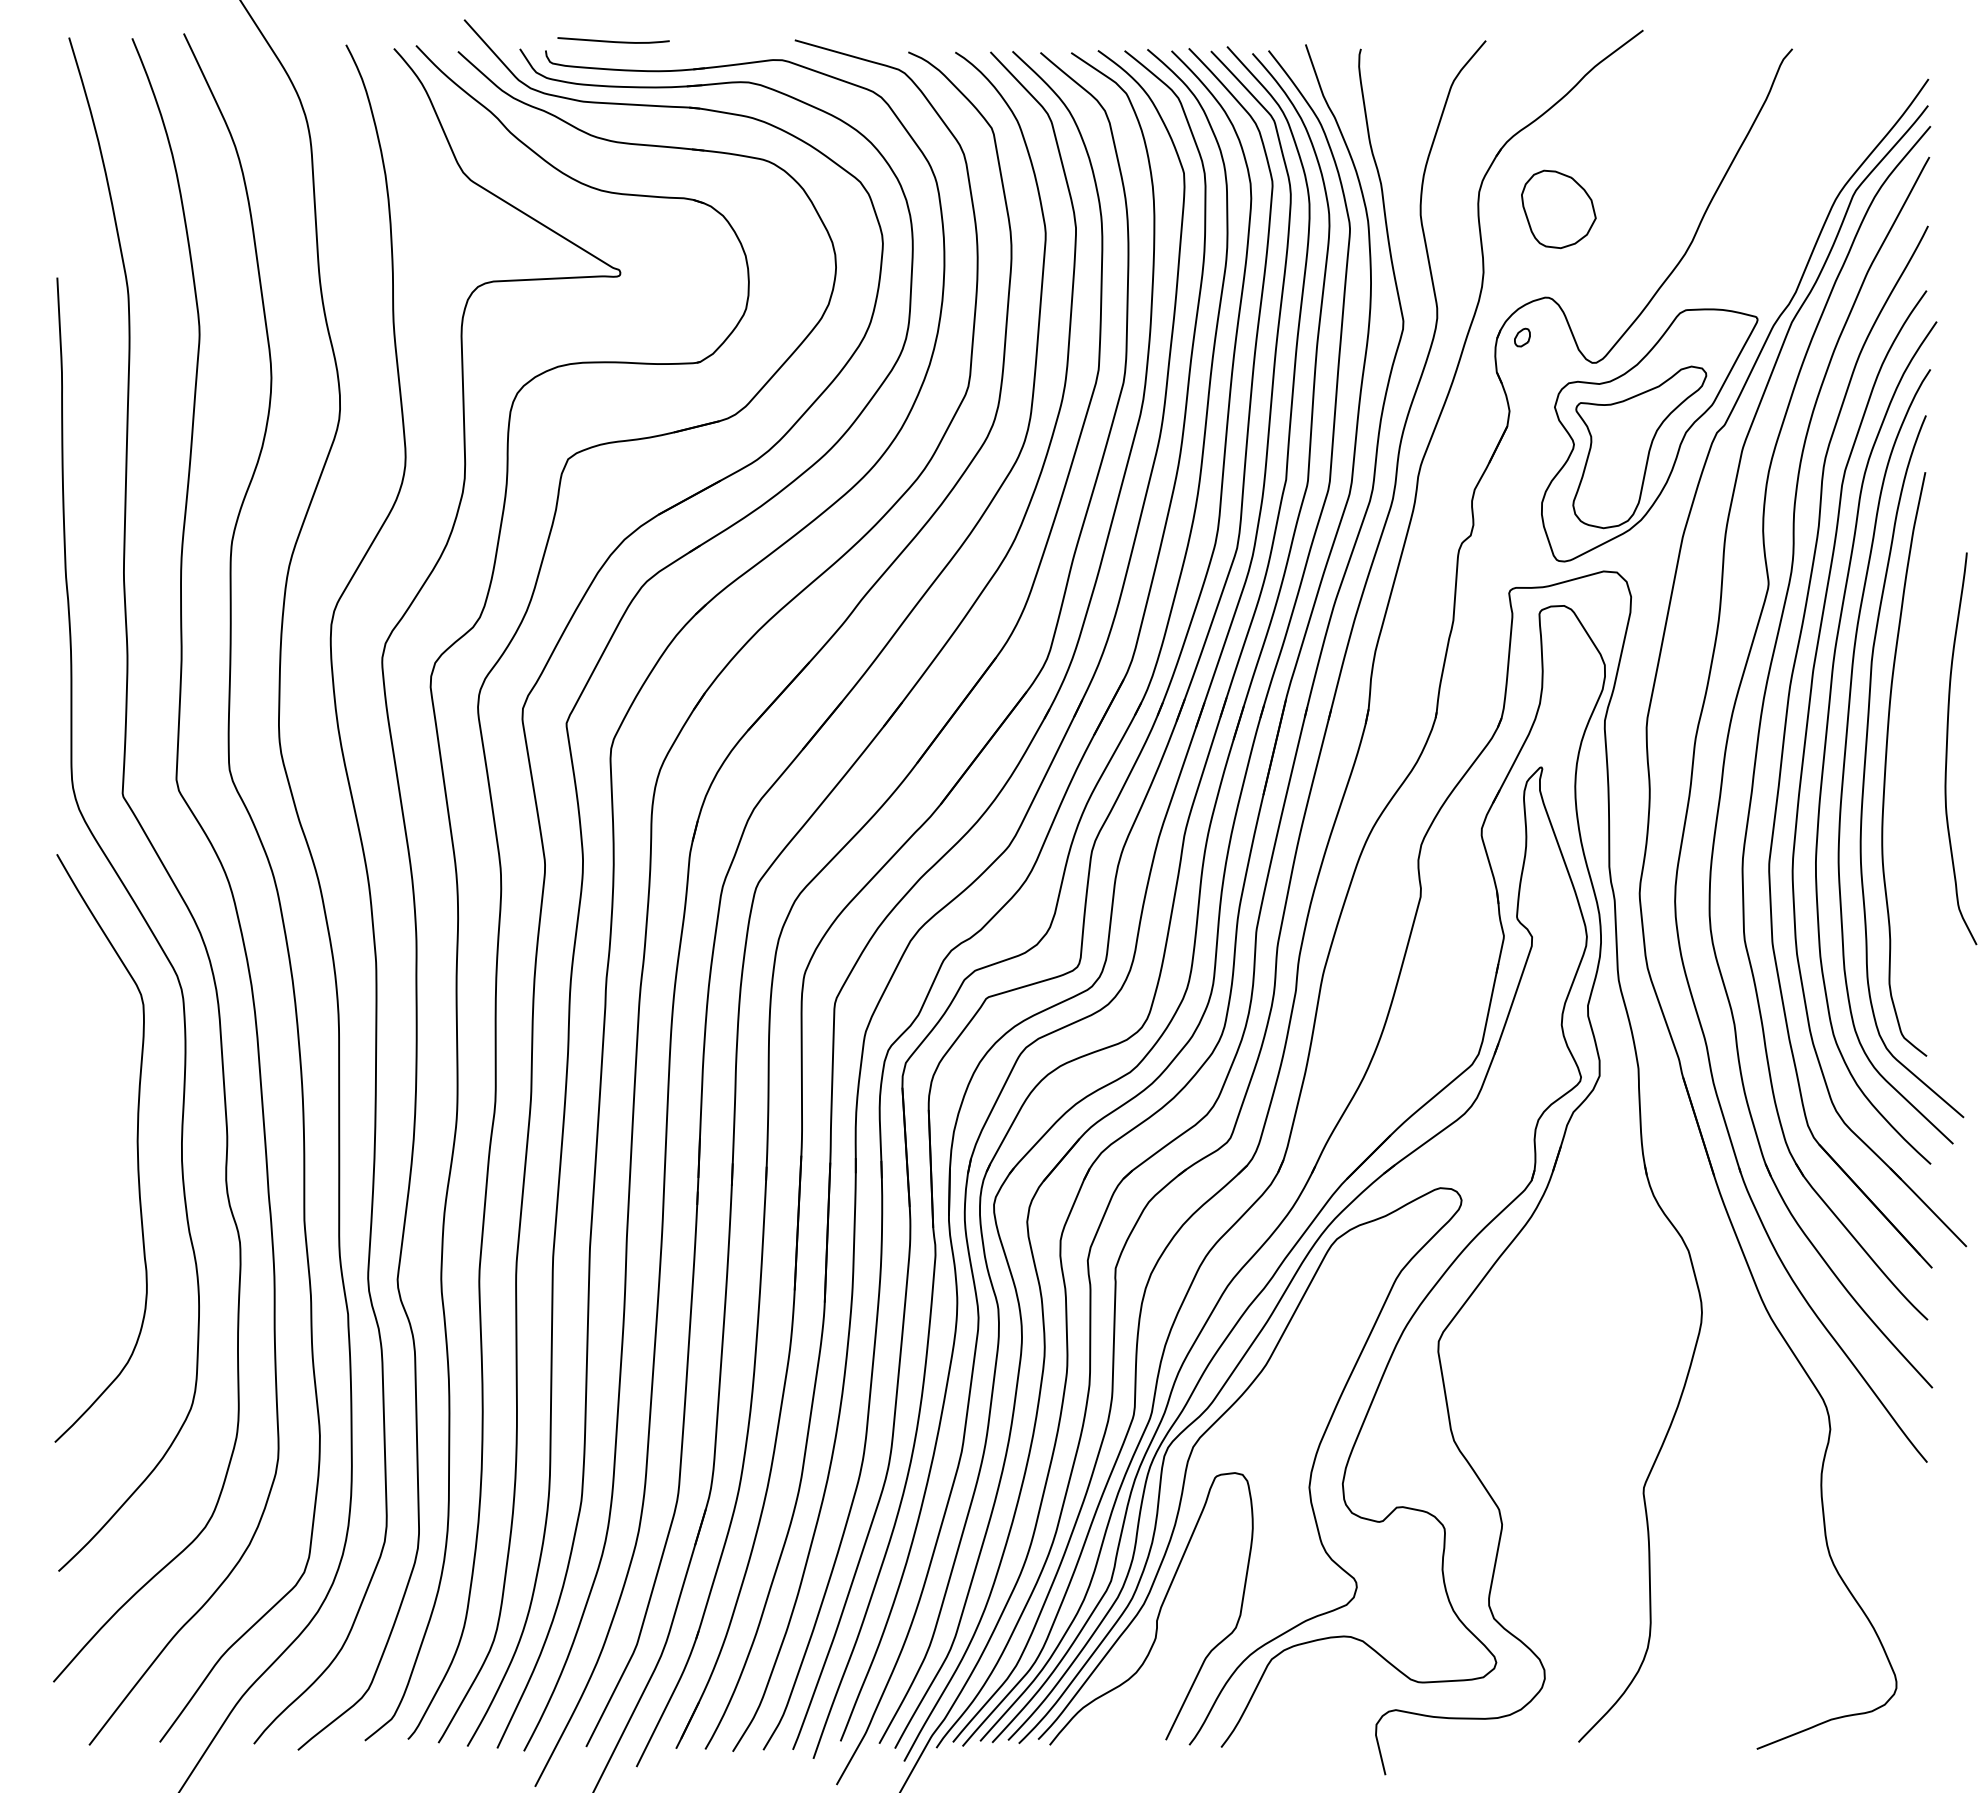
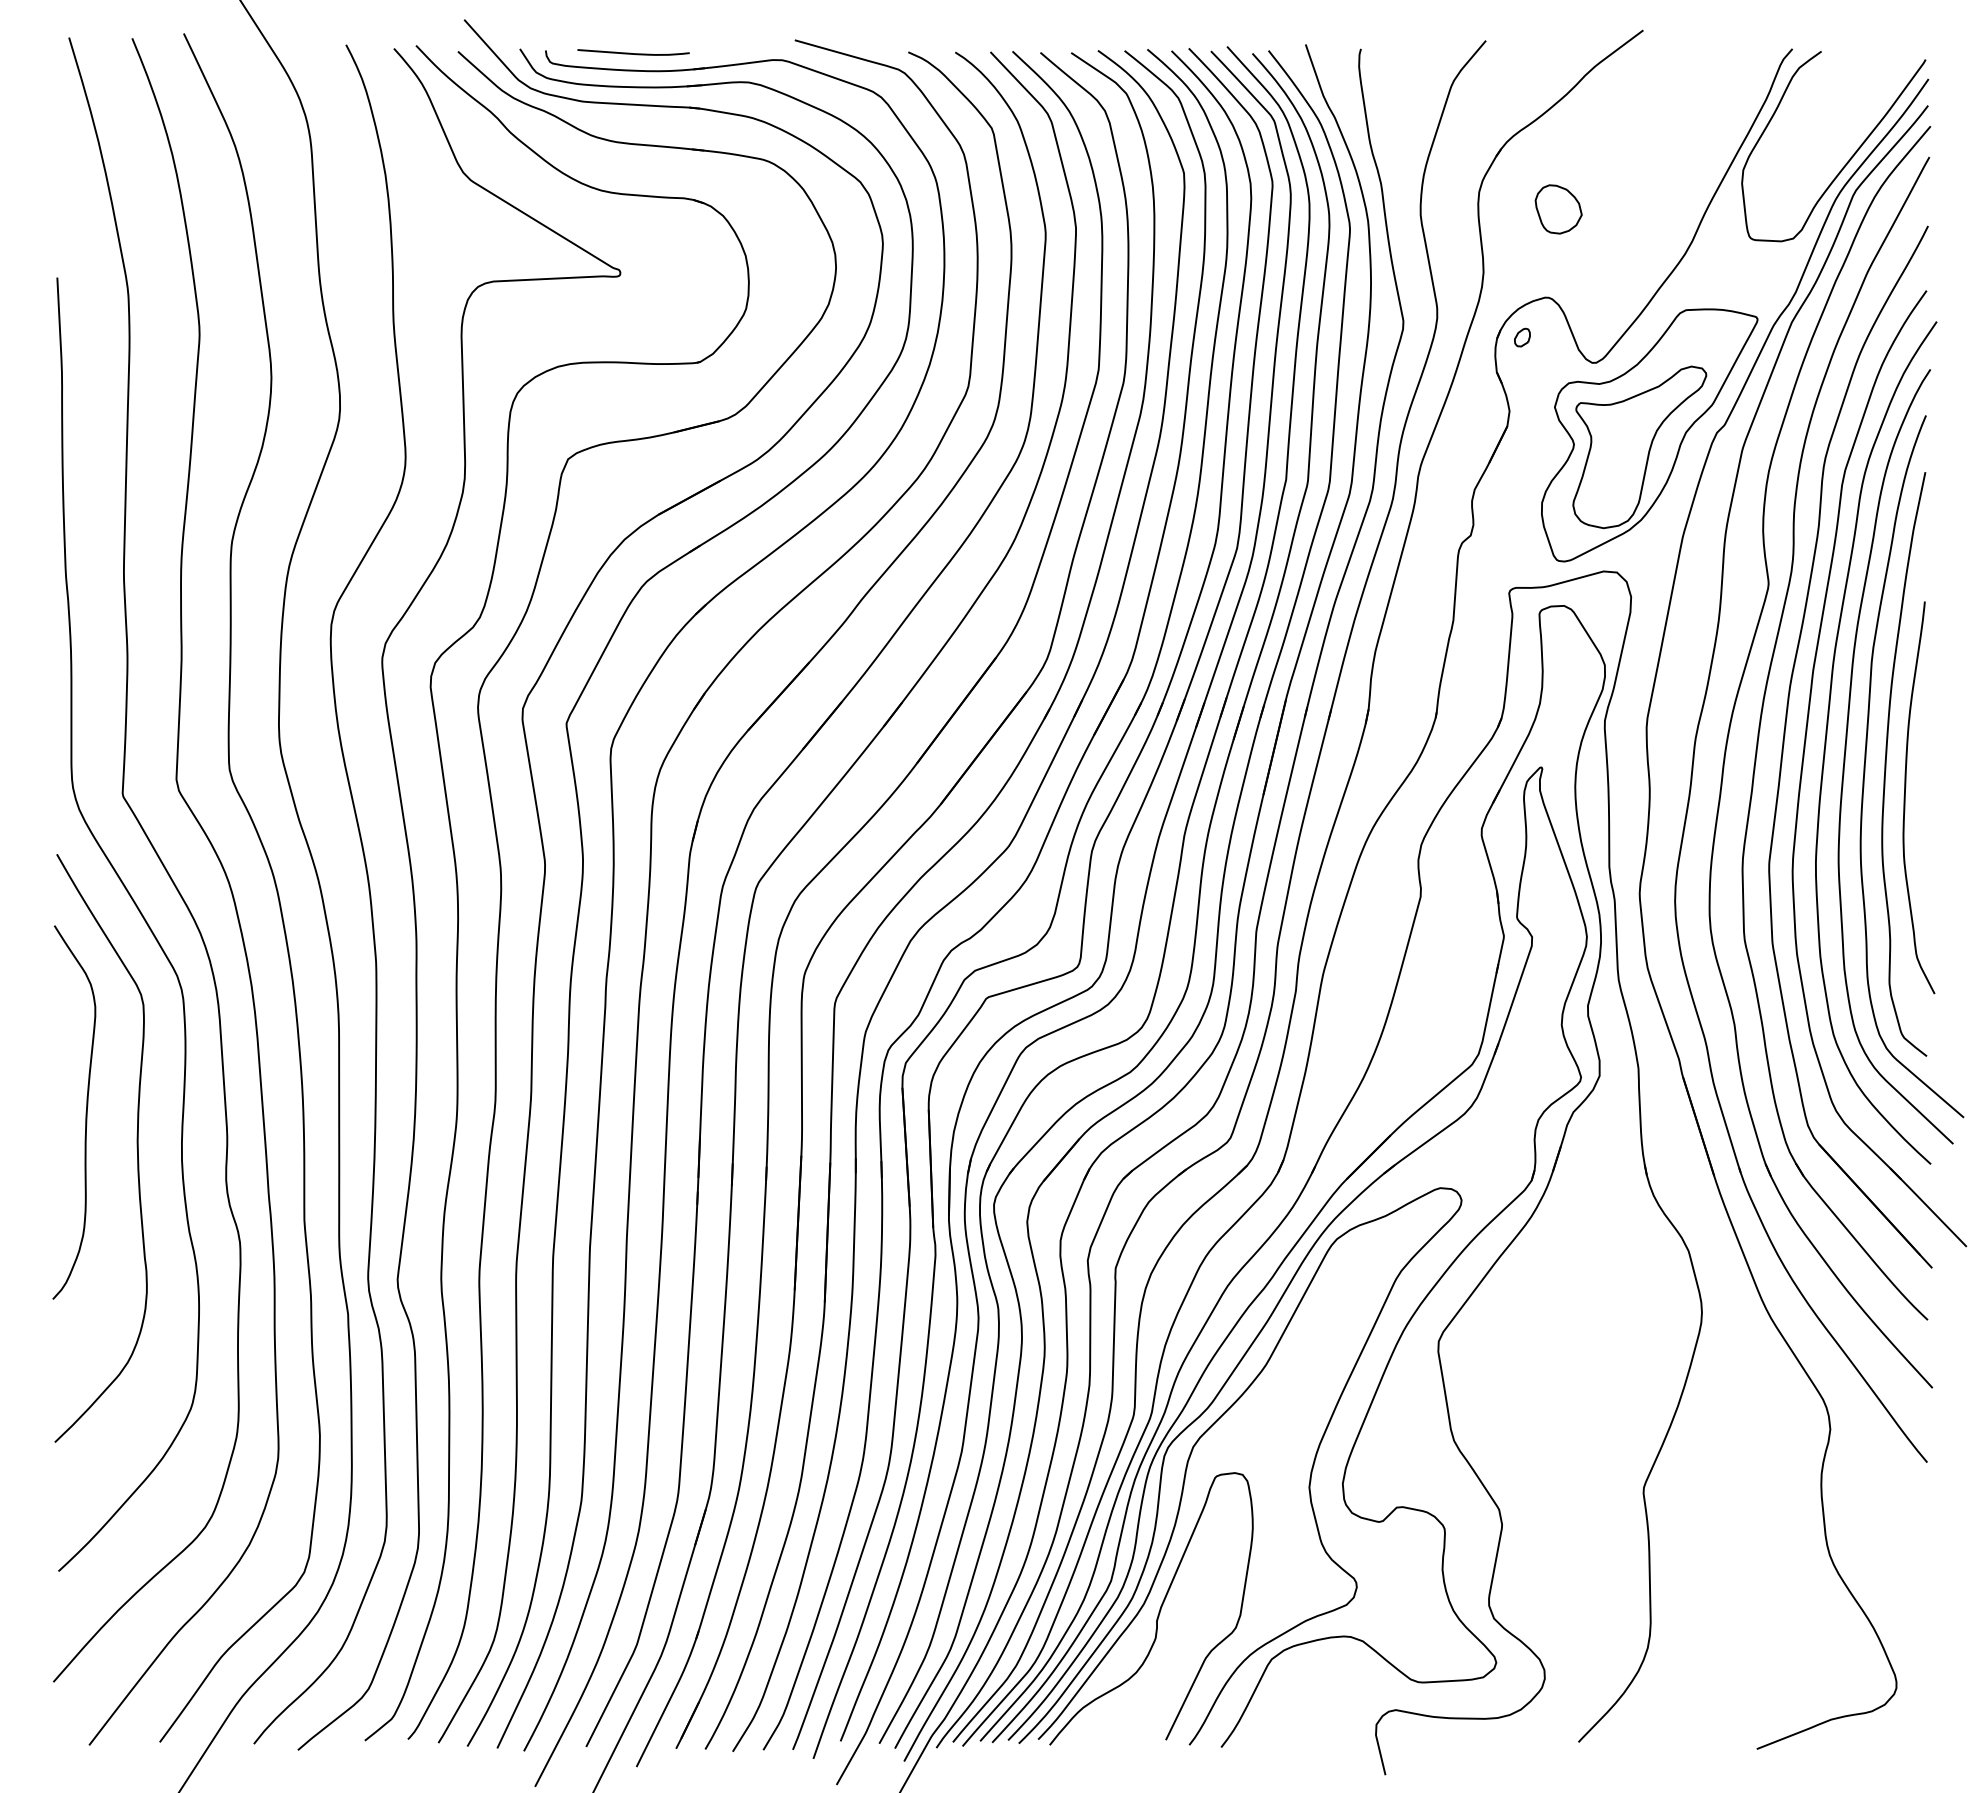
curve position: (613, 41) -> (633, 53) (633, 53)
curve: none -> present (1849, 158)
part size: 76x81 px -> 49x51 px (1558, 209)
curve position: (1947, 748) -> (1905, 797) (1905, 797)
curve: none -> present (85, 1112)
